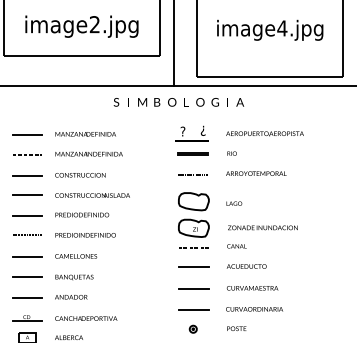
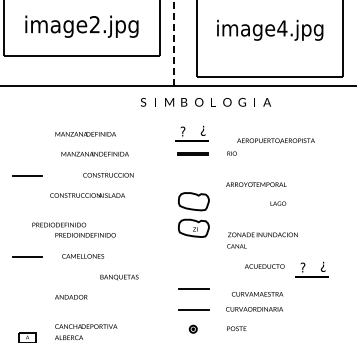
line: solid -> dashed (174, 43)
text position: (178, 102) -> (205, 102) (205, 102)
text position: (264, 133) -> (275, 140) (275, 140)
line: present -> none (27, 134)
text position: (88, 153) -> (94, 153) (94, 153)
line: present -> none (27, 155)
text position: (256, 173) -> (256, 184) (256, 184)
line: present -> none (192, 174)
text position: (80, 175) -> (108, 175) (108, 175)
line: present -> none (27, 195)
text position: (92, 195) -> (87, 195) (87, 195)
text position: (234, 203) -> (278, 203) (278, 203)
text position: (82, 214) -> (59, 224) (59, 224)
line: present -> none (27, 216)
text position: (262, 227) -> (262, 234) (262, 234)
line: present -> none (27, 235)
line: present -> none (193, 248)
text position: (76, 256) -> (83, 256) (83, 256)
line: present -> none (193, 266)
text position: (246, 266) -> (264, 266) (264, 266)
part: none -> present (311, 276)
line: present -> none (27, 277)
text position: (74, 277) -> (119, 277) (119, 277)
text position: (252, 288) -> (257, 294) (257, 294)
line: present -> none (27, 297)
part: present -> none (27, 318)
text position: (86, 318) -> (86, 326) (86, 326)
